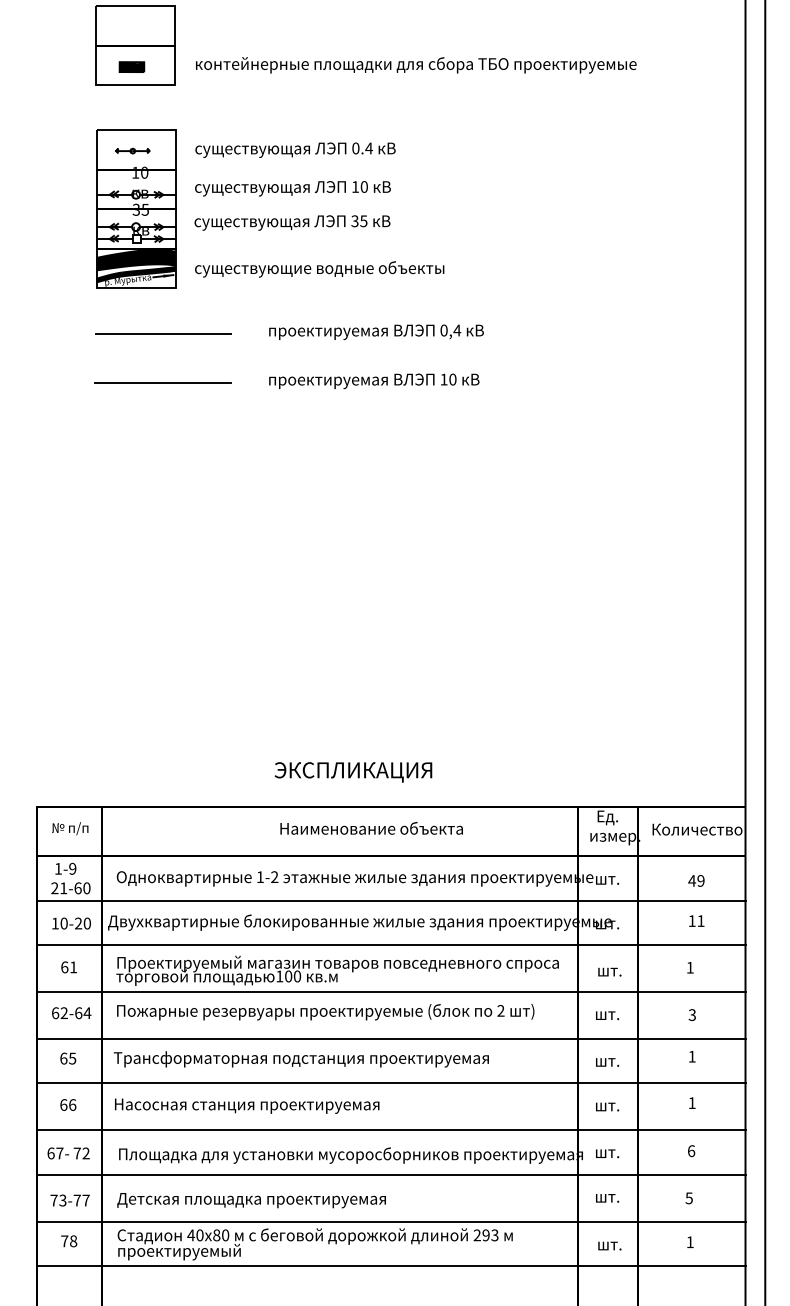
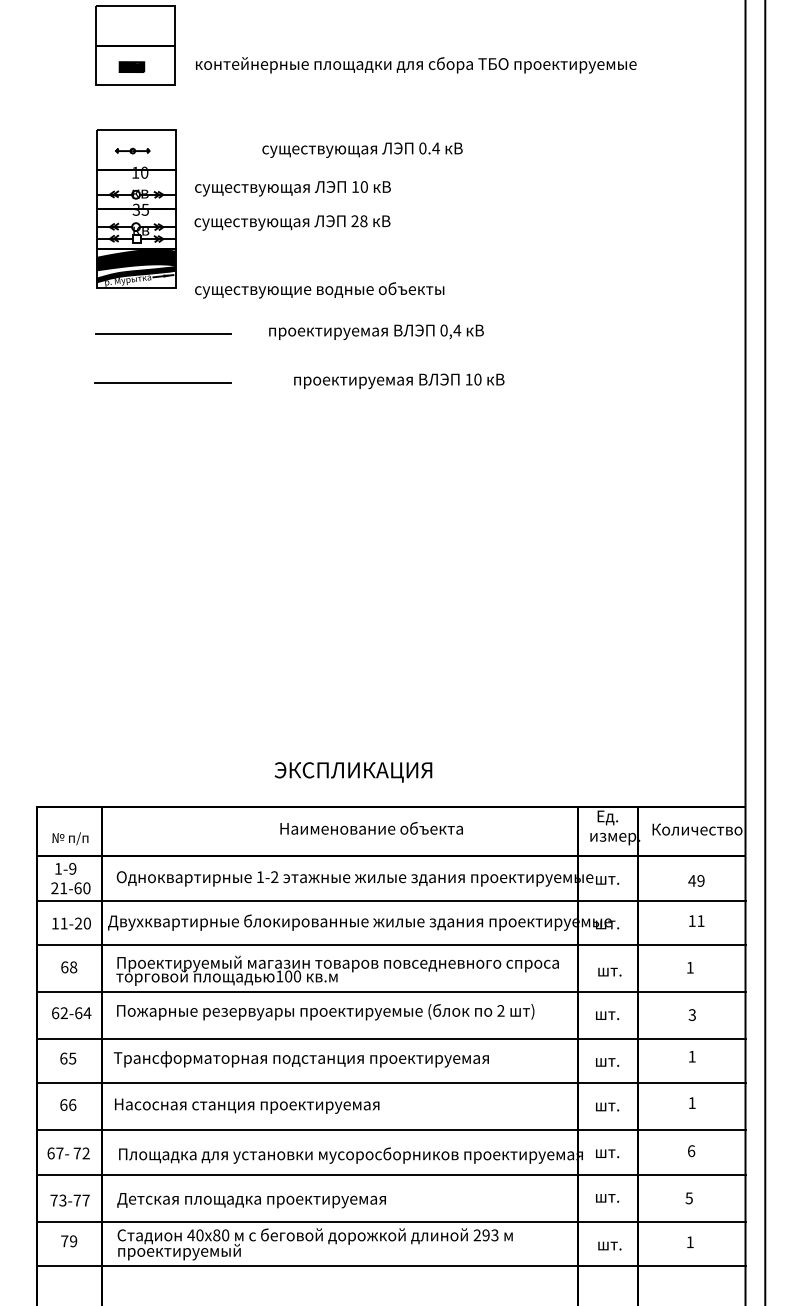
text position: (295, 149) -> (362, 149) (362, 149)
text: 35 -> 28 (359, 221)
text position: (319, 269) -> (319, 290) (319, 290)
text position: (374, 381) -> (399, 381) (399, 381)
text position: (70, 828) -> (70, 838) (70, 838)
text: 10-20 -> 11-20 (63, 923)
text: 61 -> 68 (73, 967)
text: 78 -> 79 (73, 1241)
